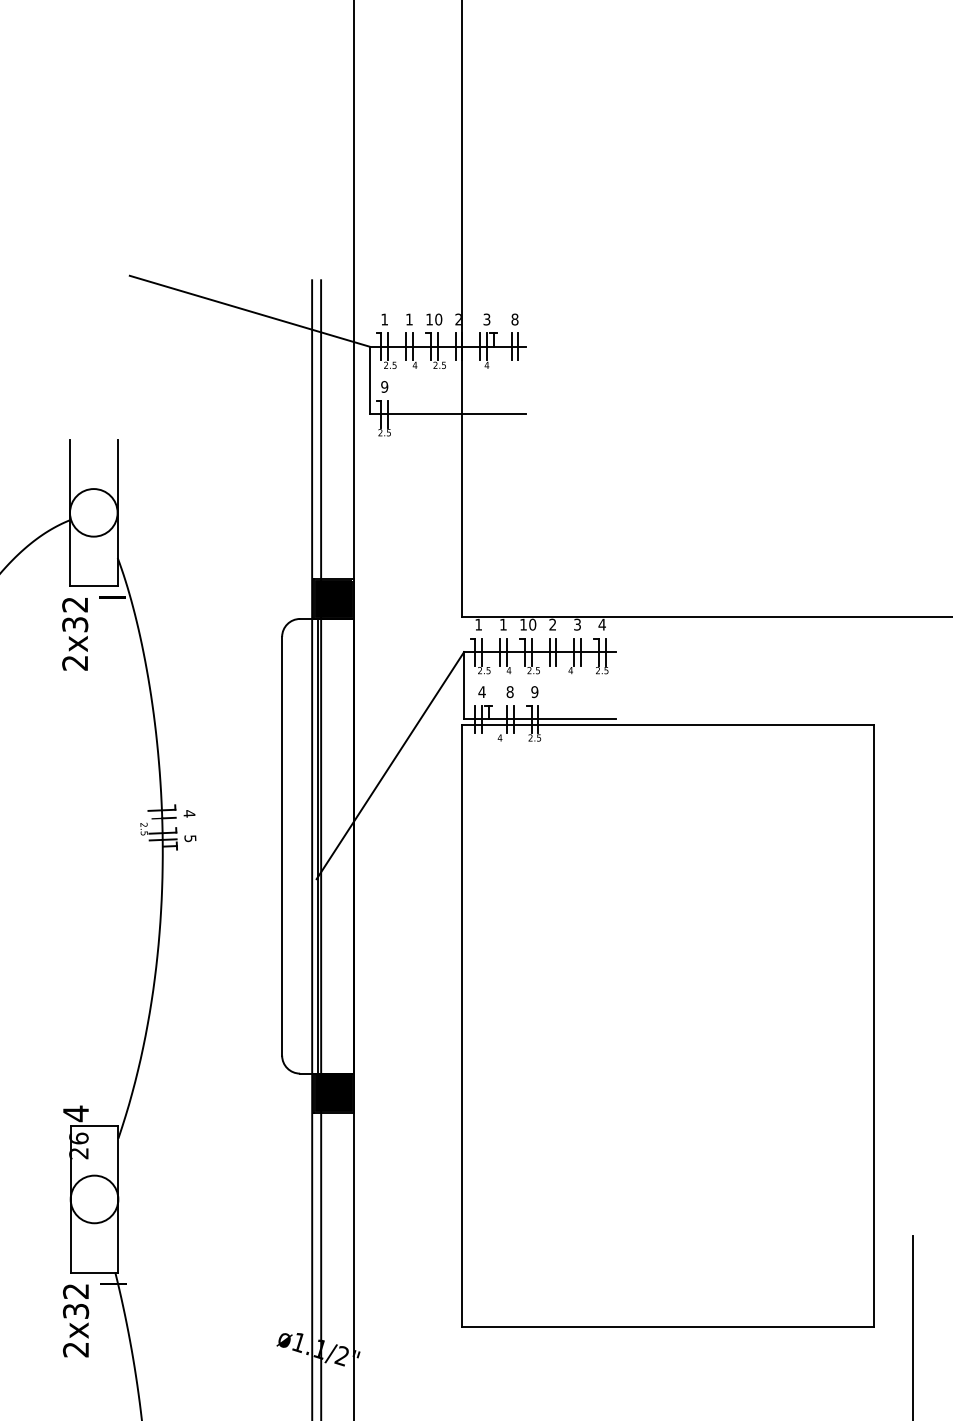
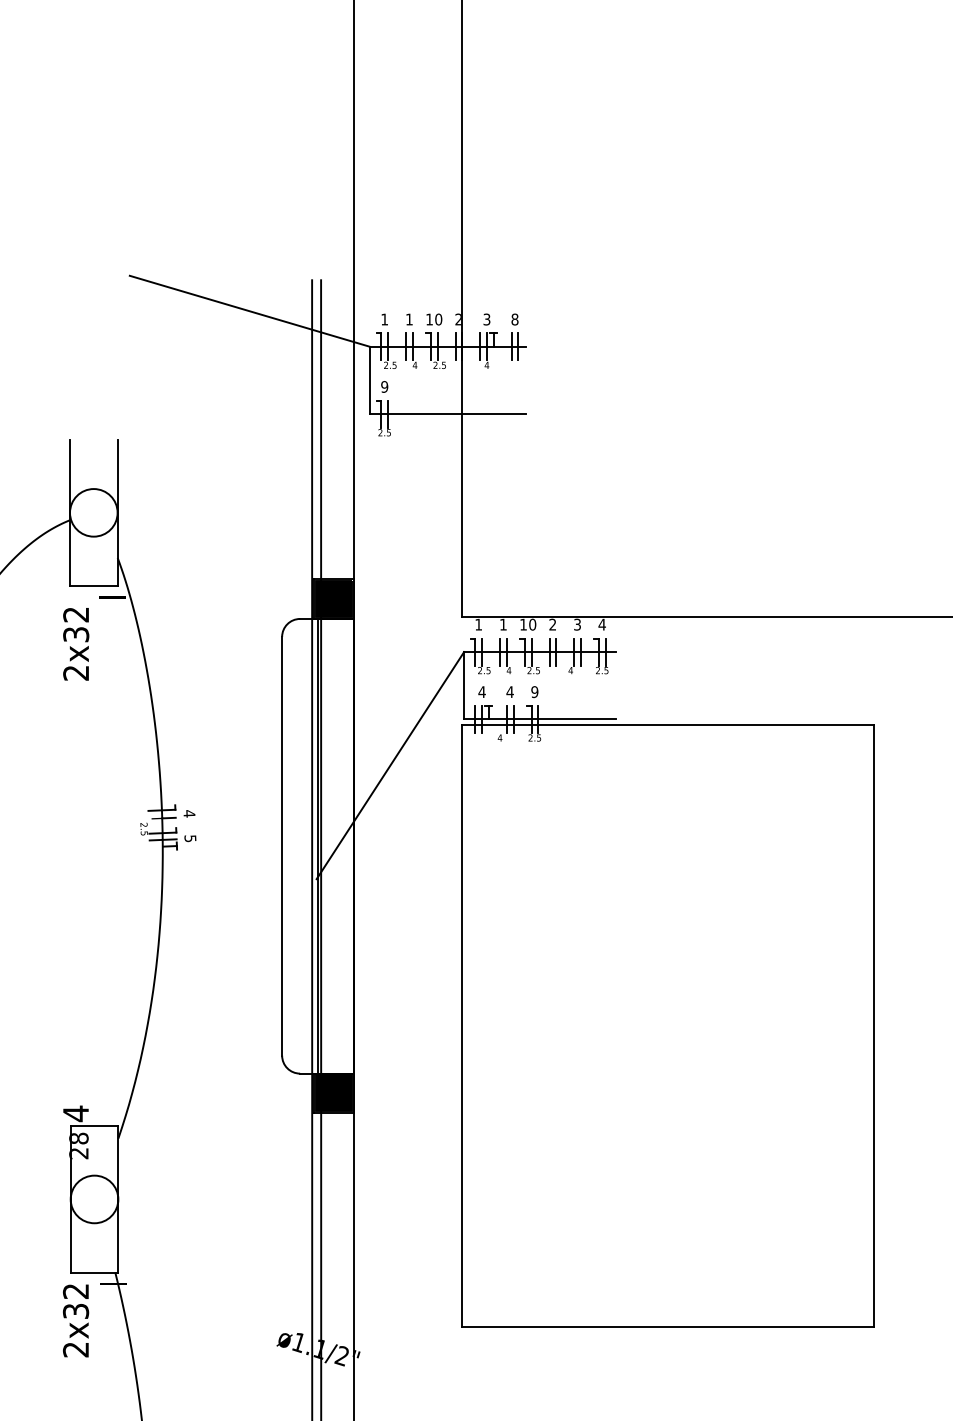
text position: (75, 634) -> (76, 644) (76, 644)
text: 8 -> 4 (509, 692)
text: 26 -> 28 (78, 1138)
line: present -> none (913, 1326)
